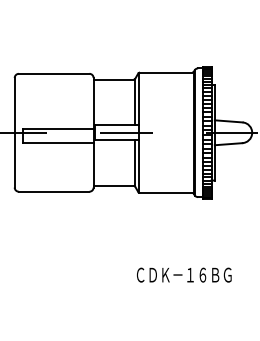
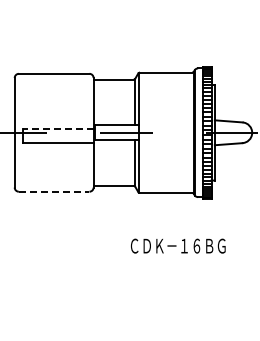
line: solid -> dashed (57, 128)
line: solid -> dashed (54, 191)
text position: (184, 274) -> (178, 245) (178, 245)
